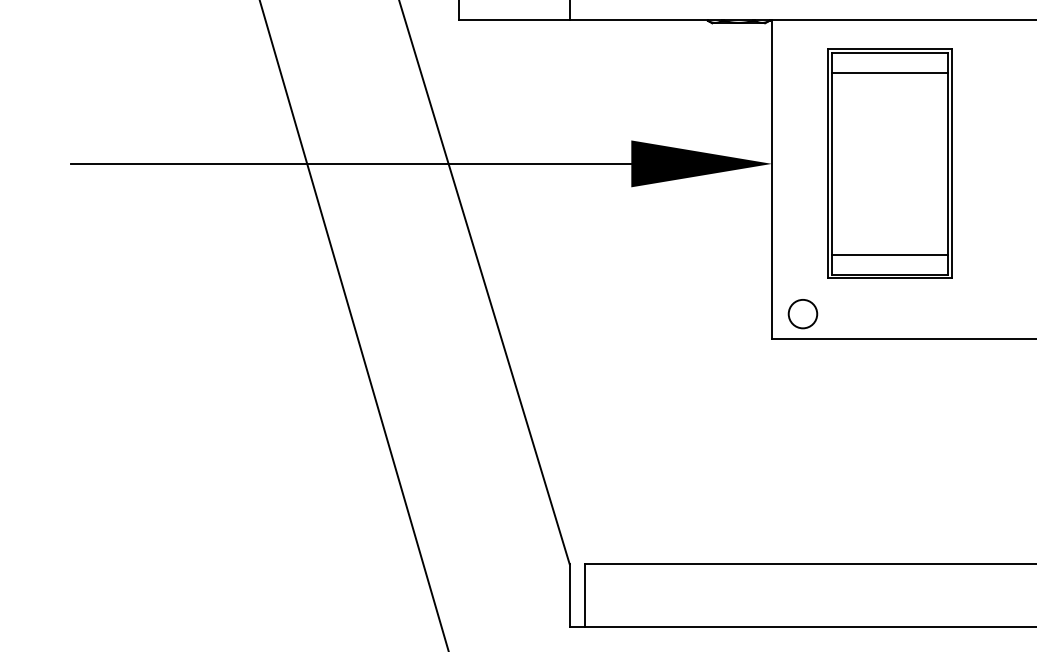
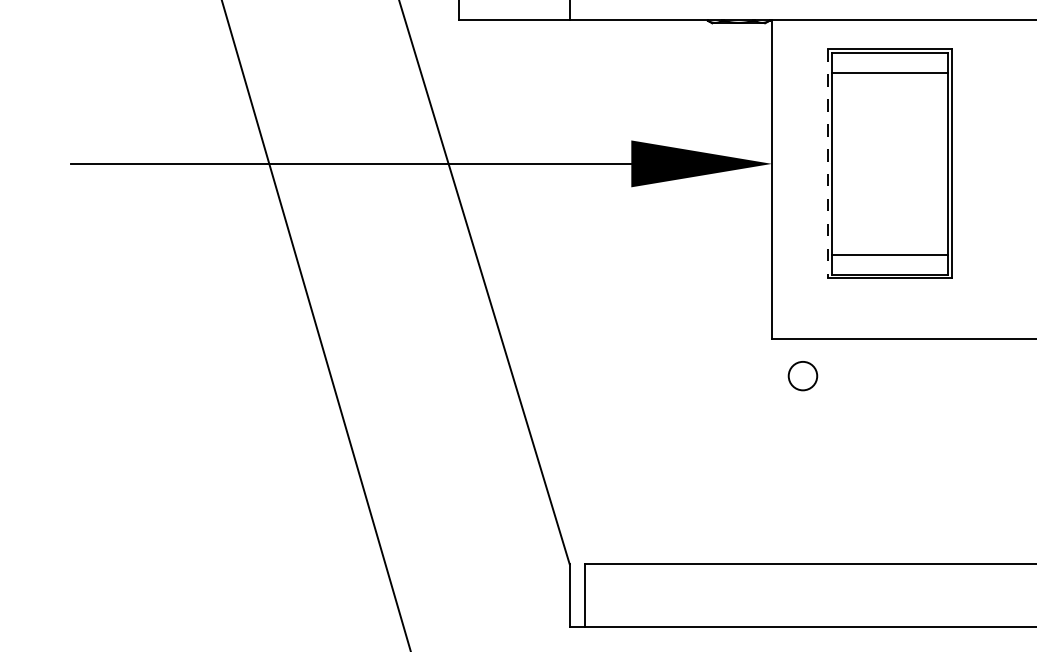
line: solid -> dashed (827, 163)
circle position: (802, 314) -> (802, 376) (802, 376)
line position: (353, 325) -> (315, 325) (315, 325)
